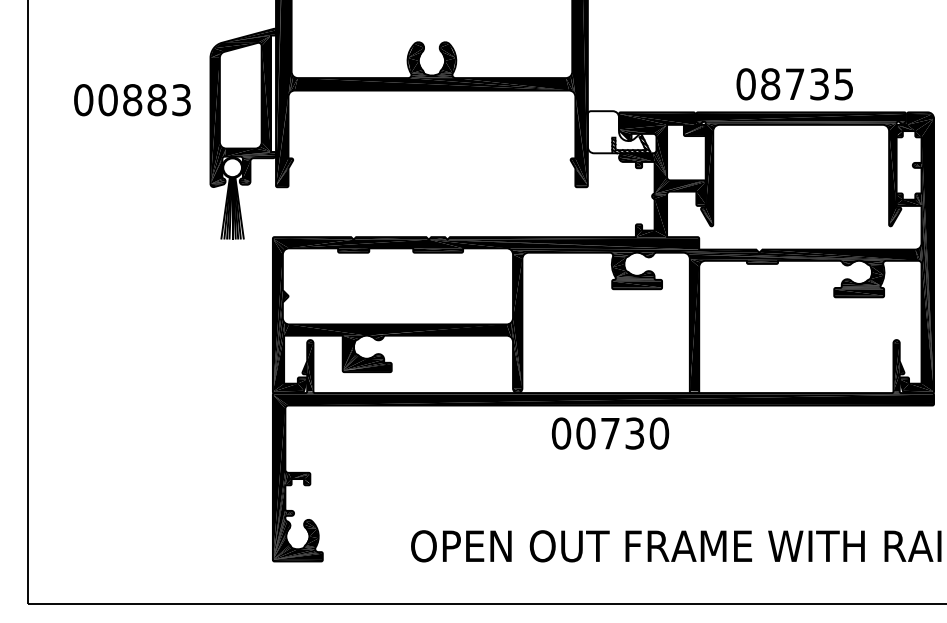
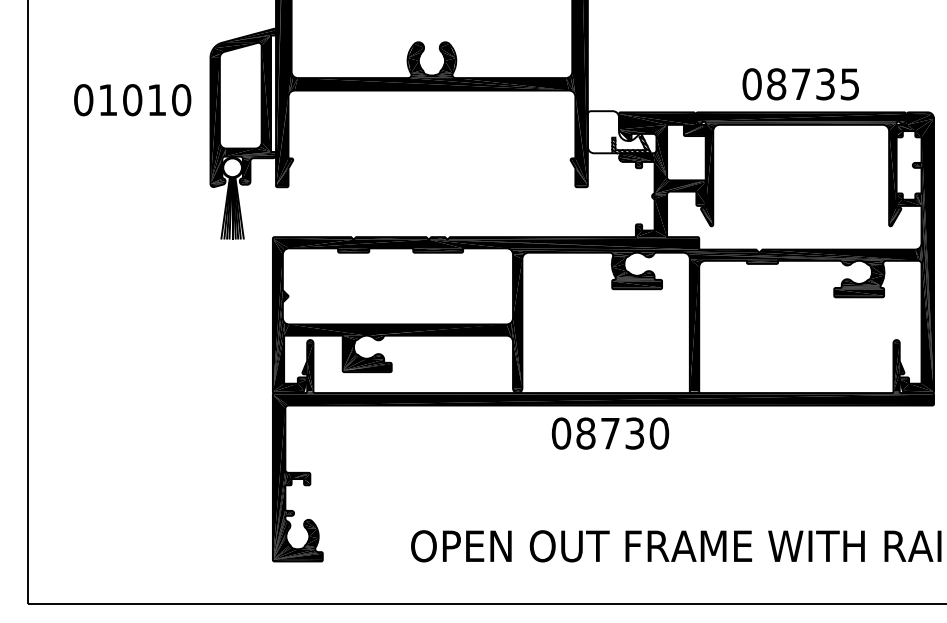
text position: (794, 84) -> (800, 84) (800, 84)
text: 00883 -> 01010 (144, 100)
text: 00730 -> 08730 (585, 433)
